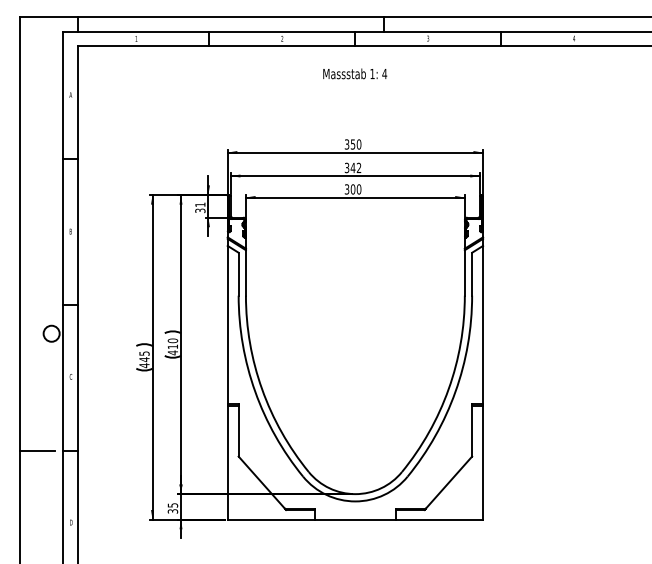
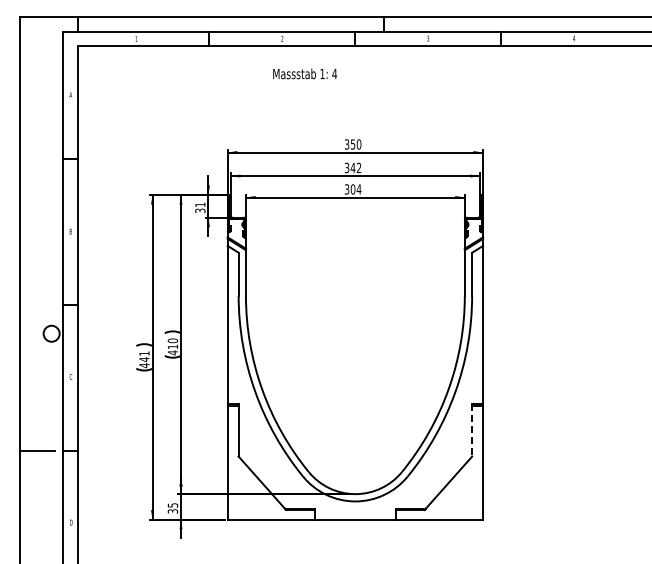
text position: (355, 73) -> (305, 73) (305, 73)
text: 300 -> 304 (358, 189)
text: 445 -> 441 (144, 353)
line: solid -> dashed (472, 430)
